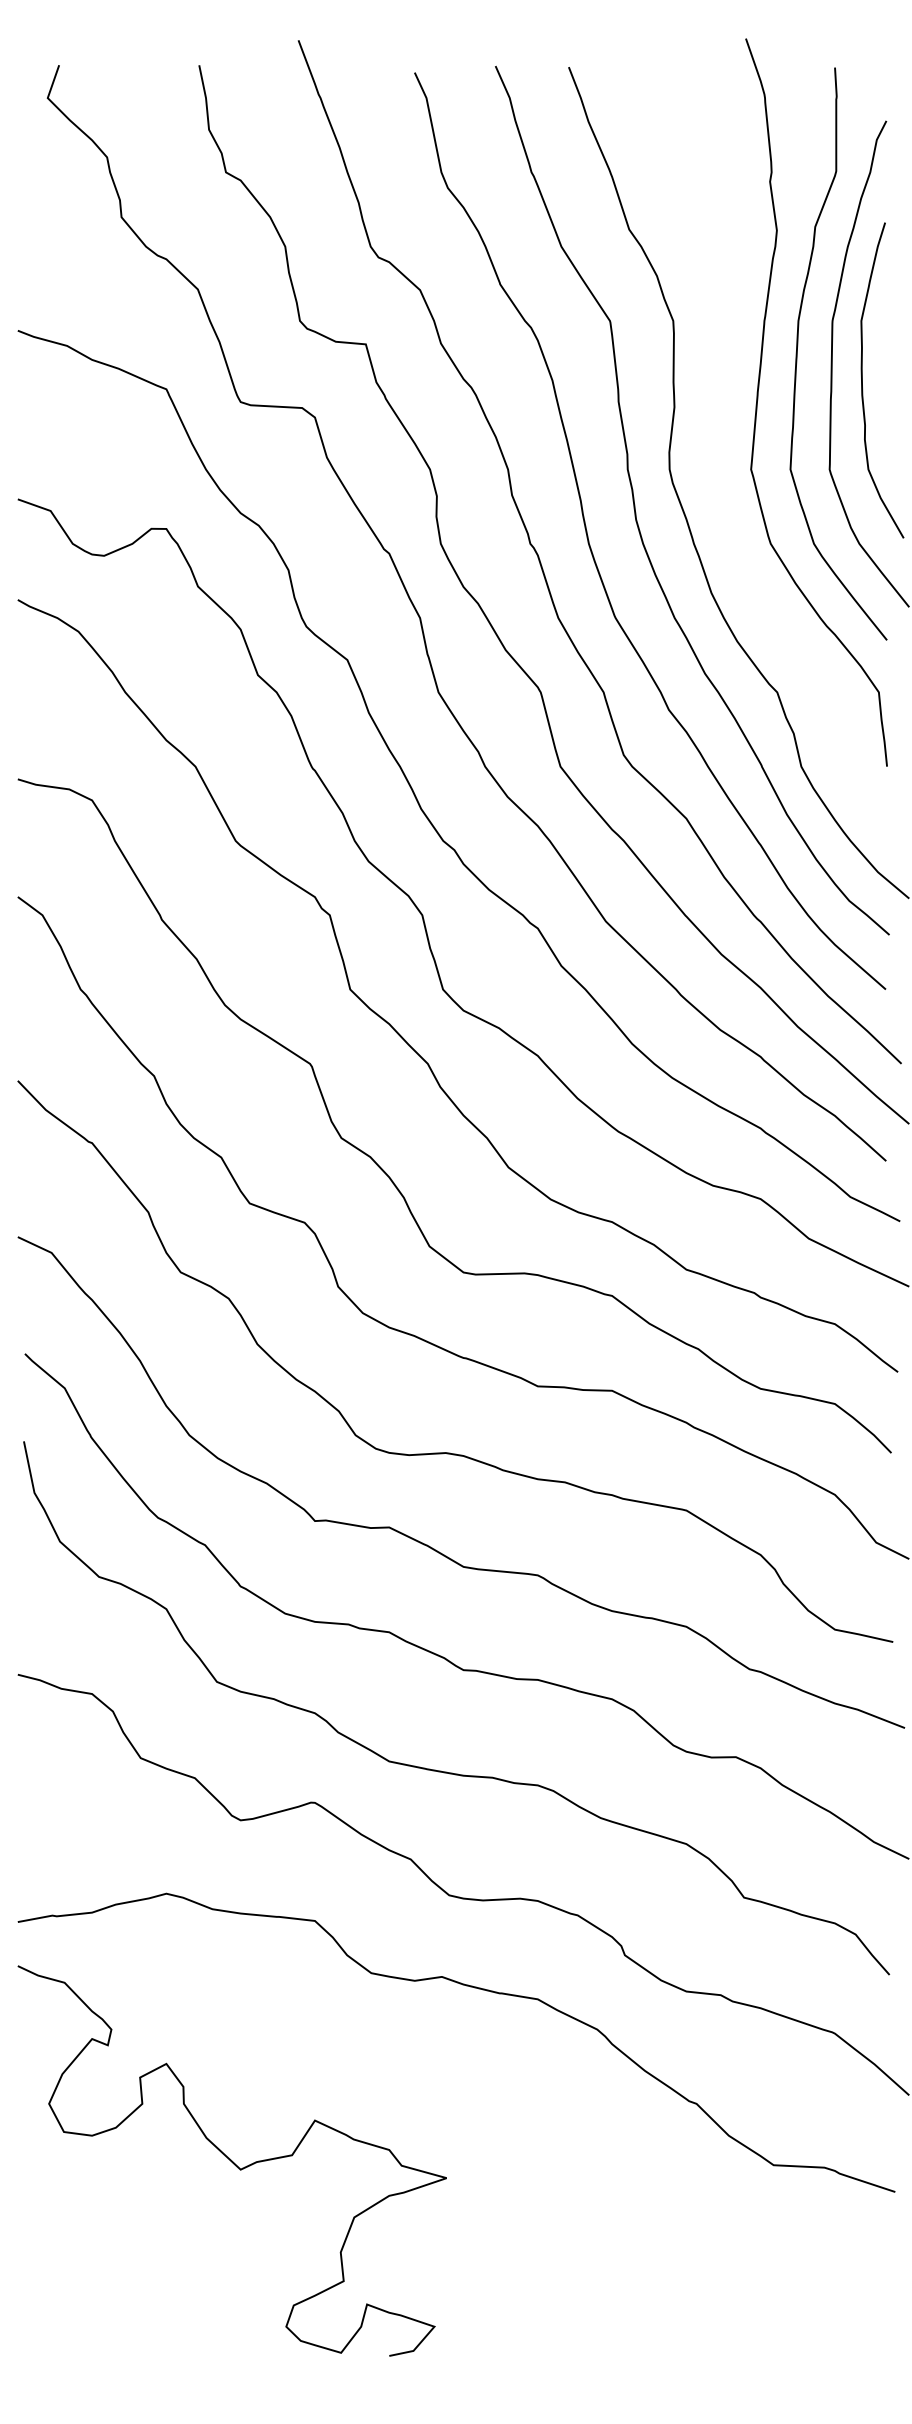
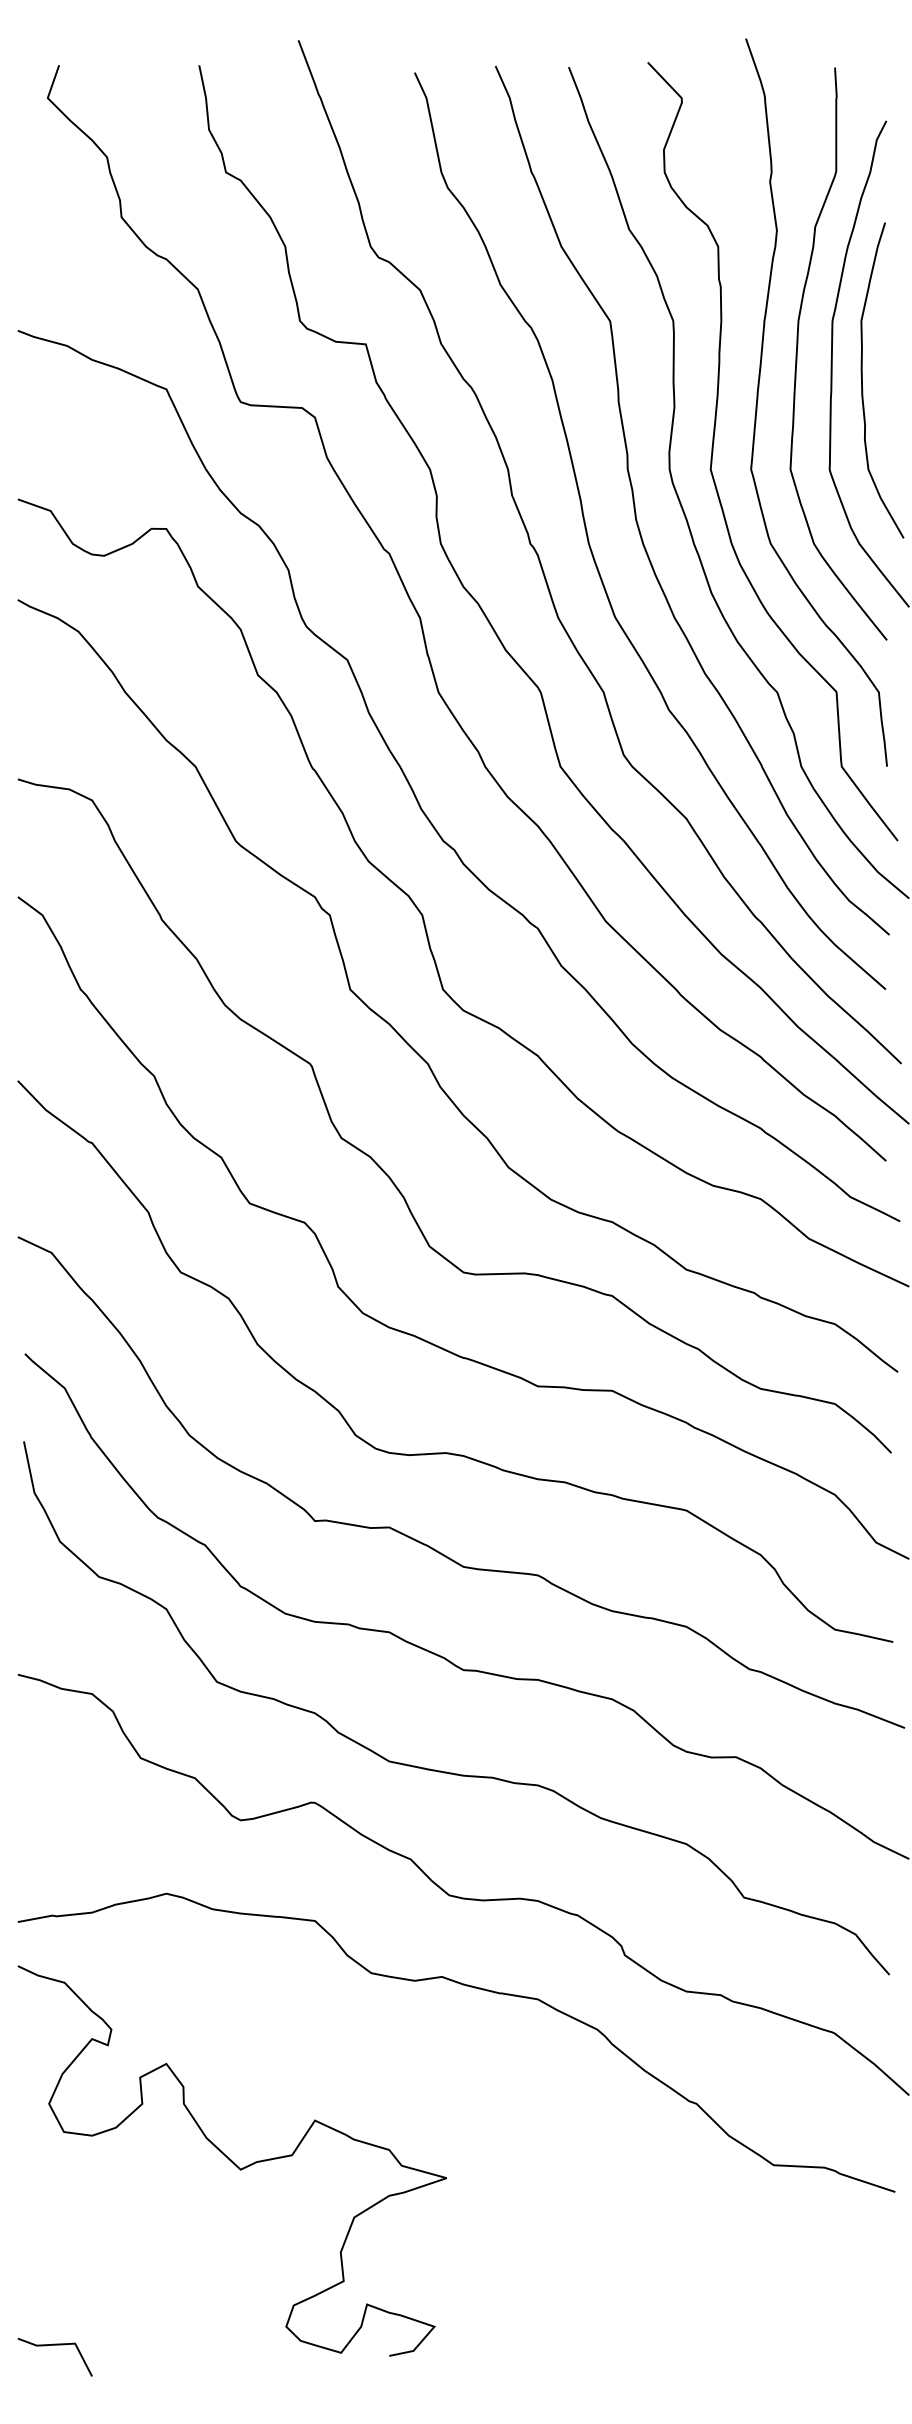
curve: none -> present (714, 441)
line: none -> present (54, 2345)
